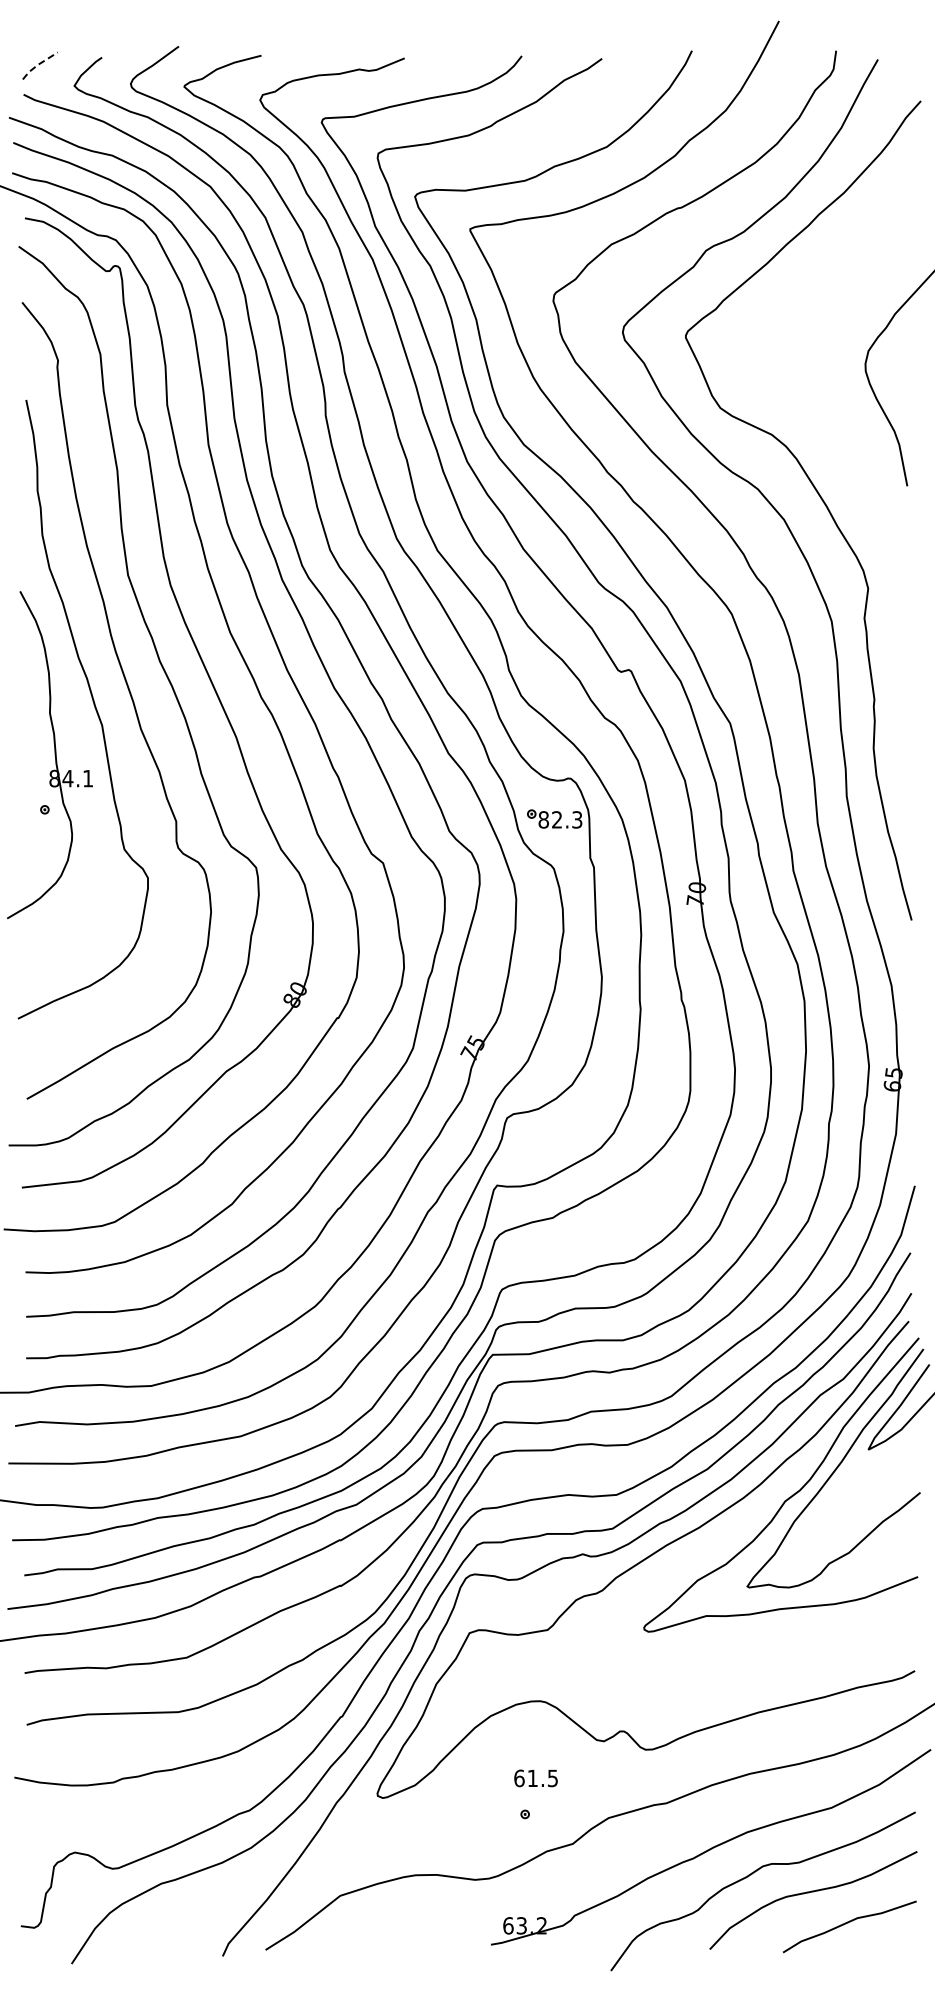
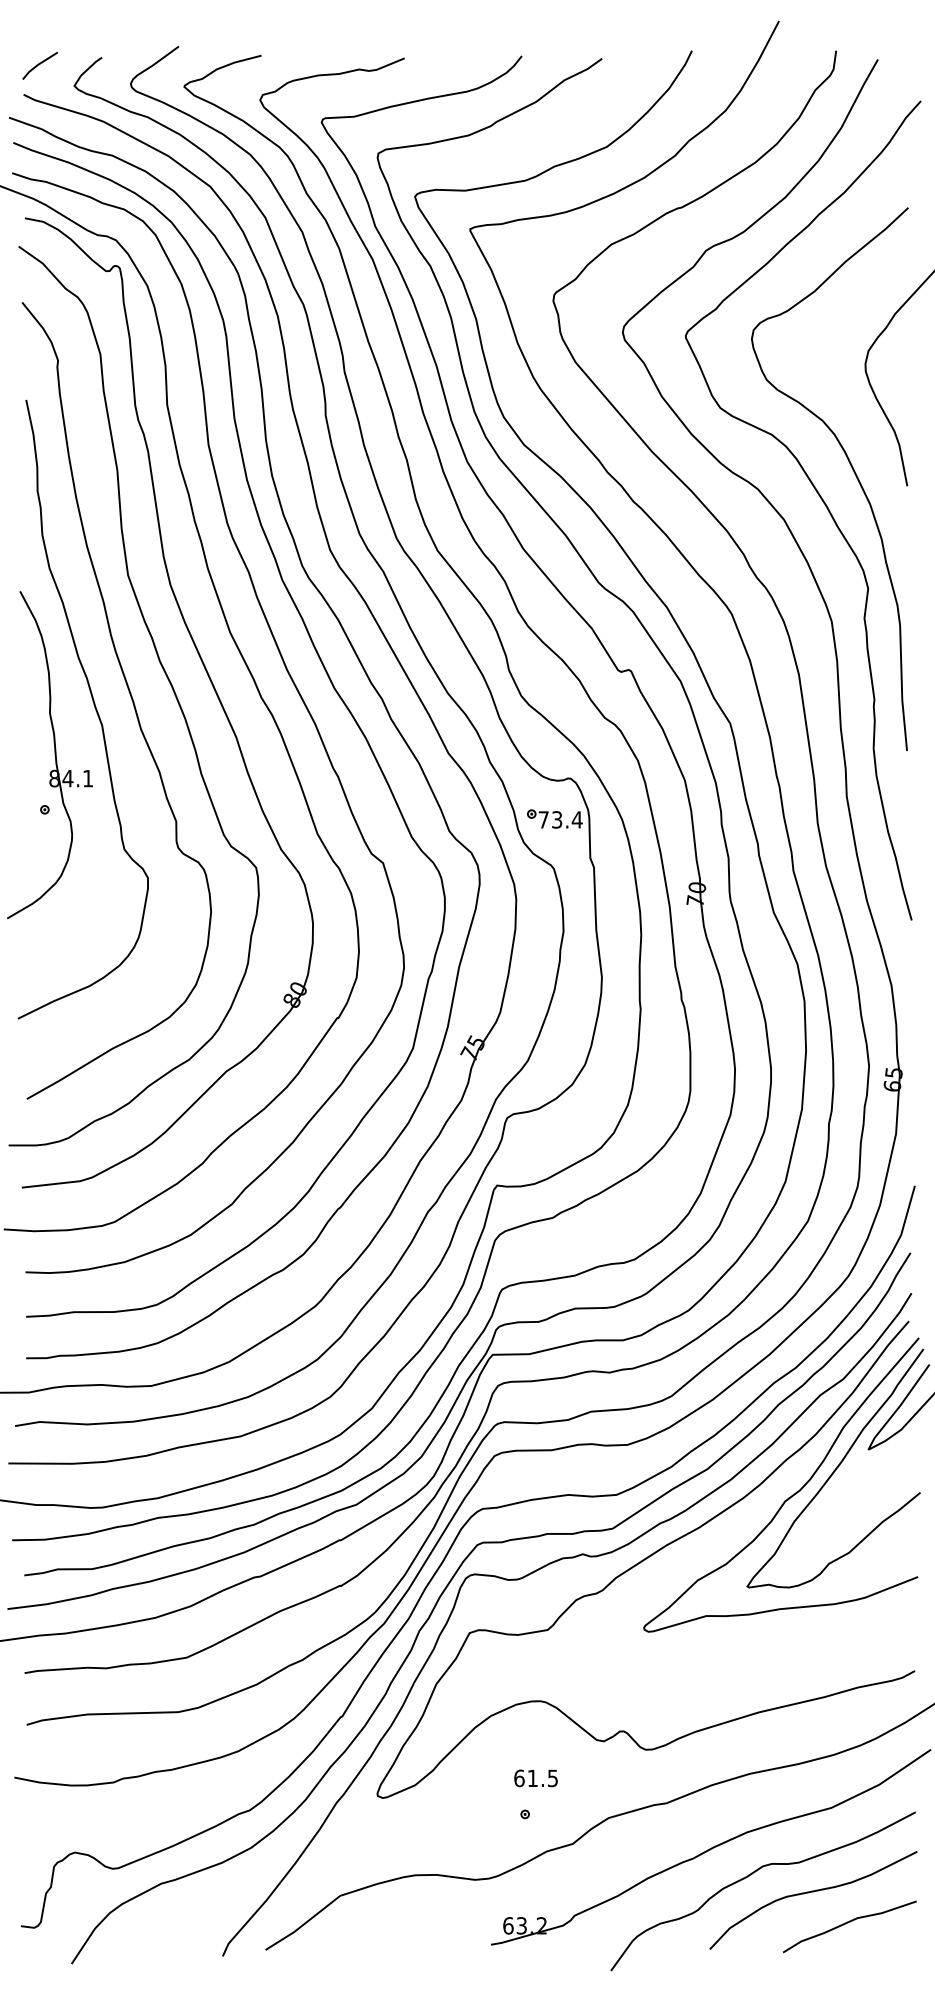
line: dashed -> solid (37, 64)
curve: none -> present (851, 468)
text: 82.3 -> 73.4 (560, 819)
